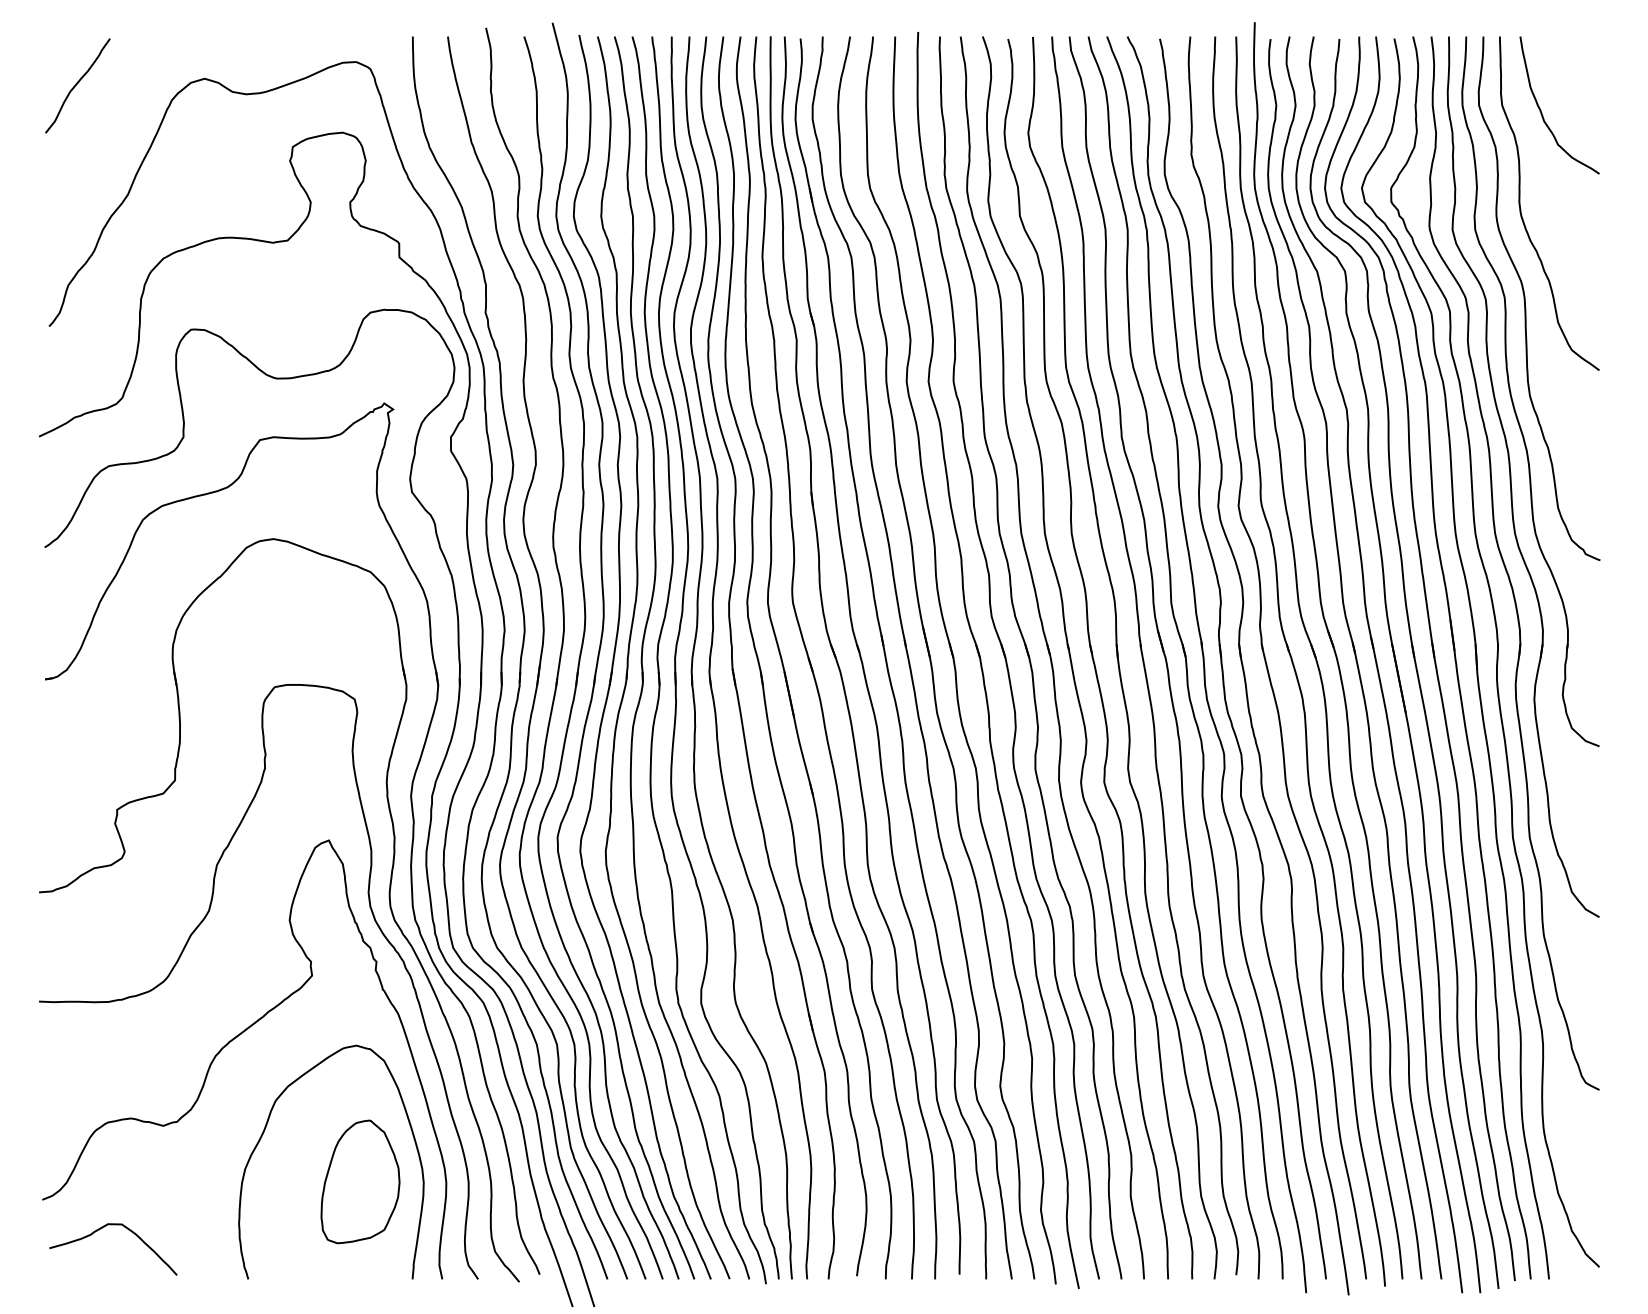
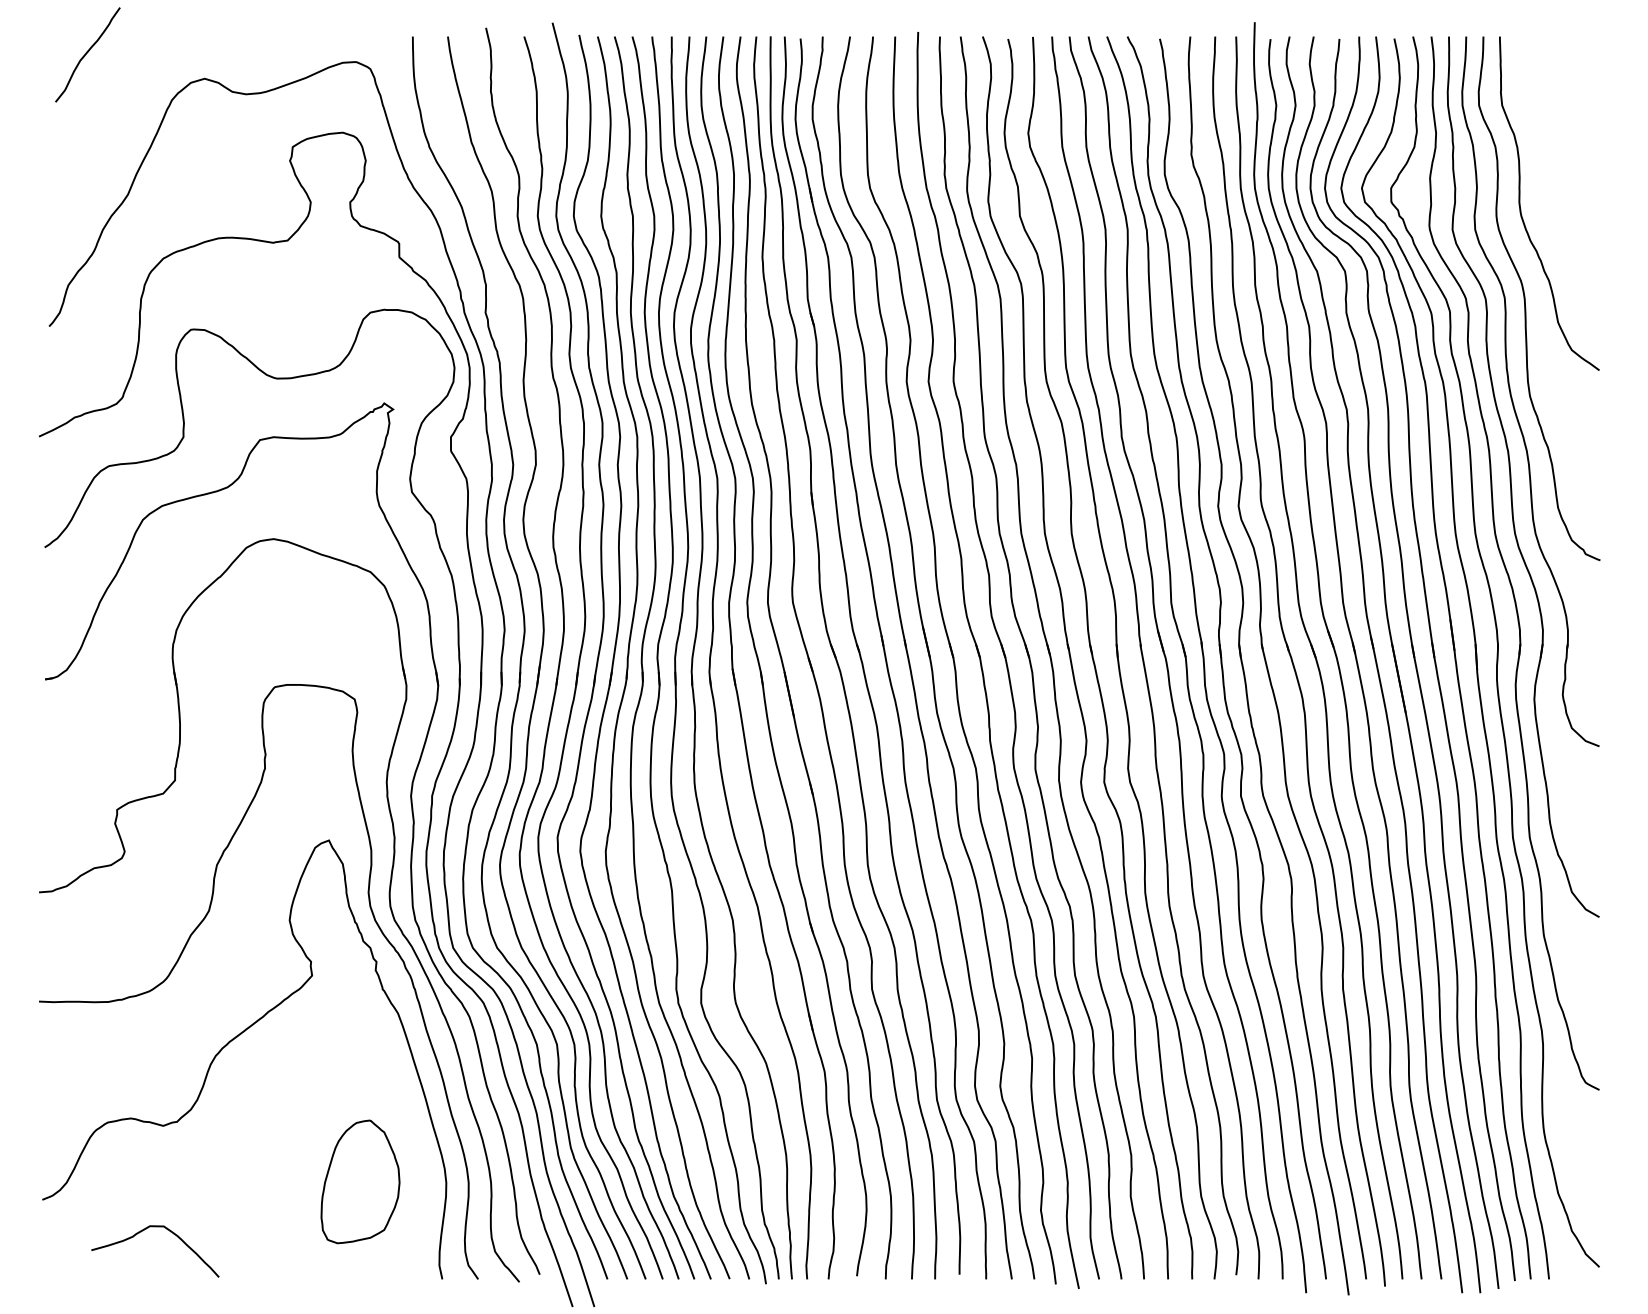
curve position: (77, 84) -> (87, 53) (87, 53)
curve: present -> none (1542, 112)
curve: present -> none (265, 1130)
curve position: (99, 1230) -> (141, 1232) (141, 1232)
